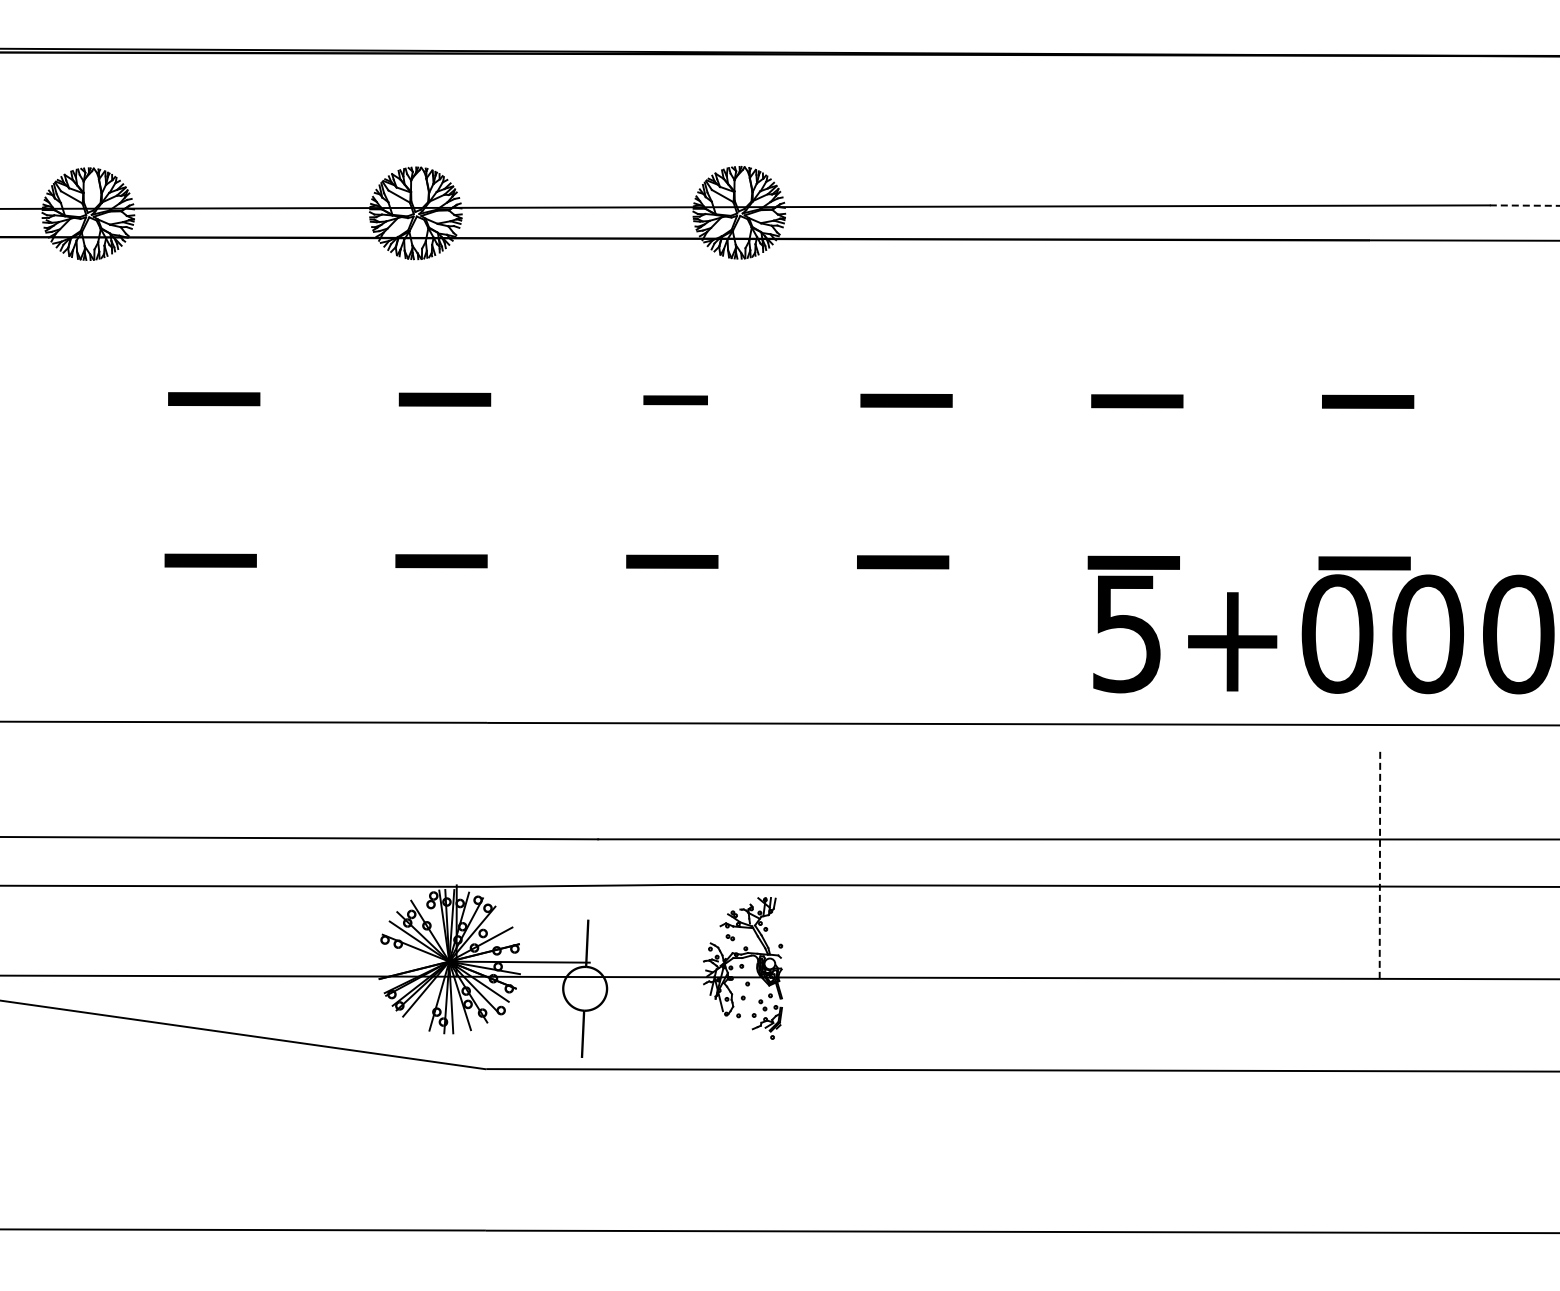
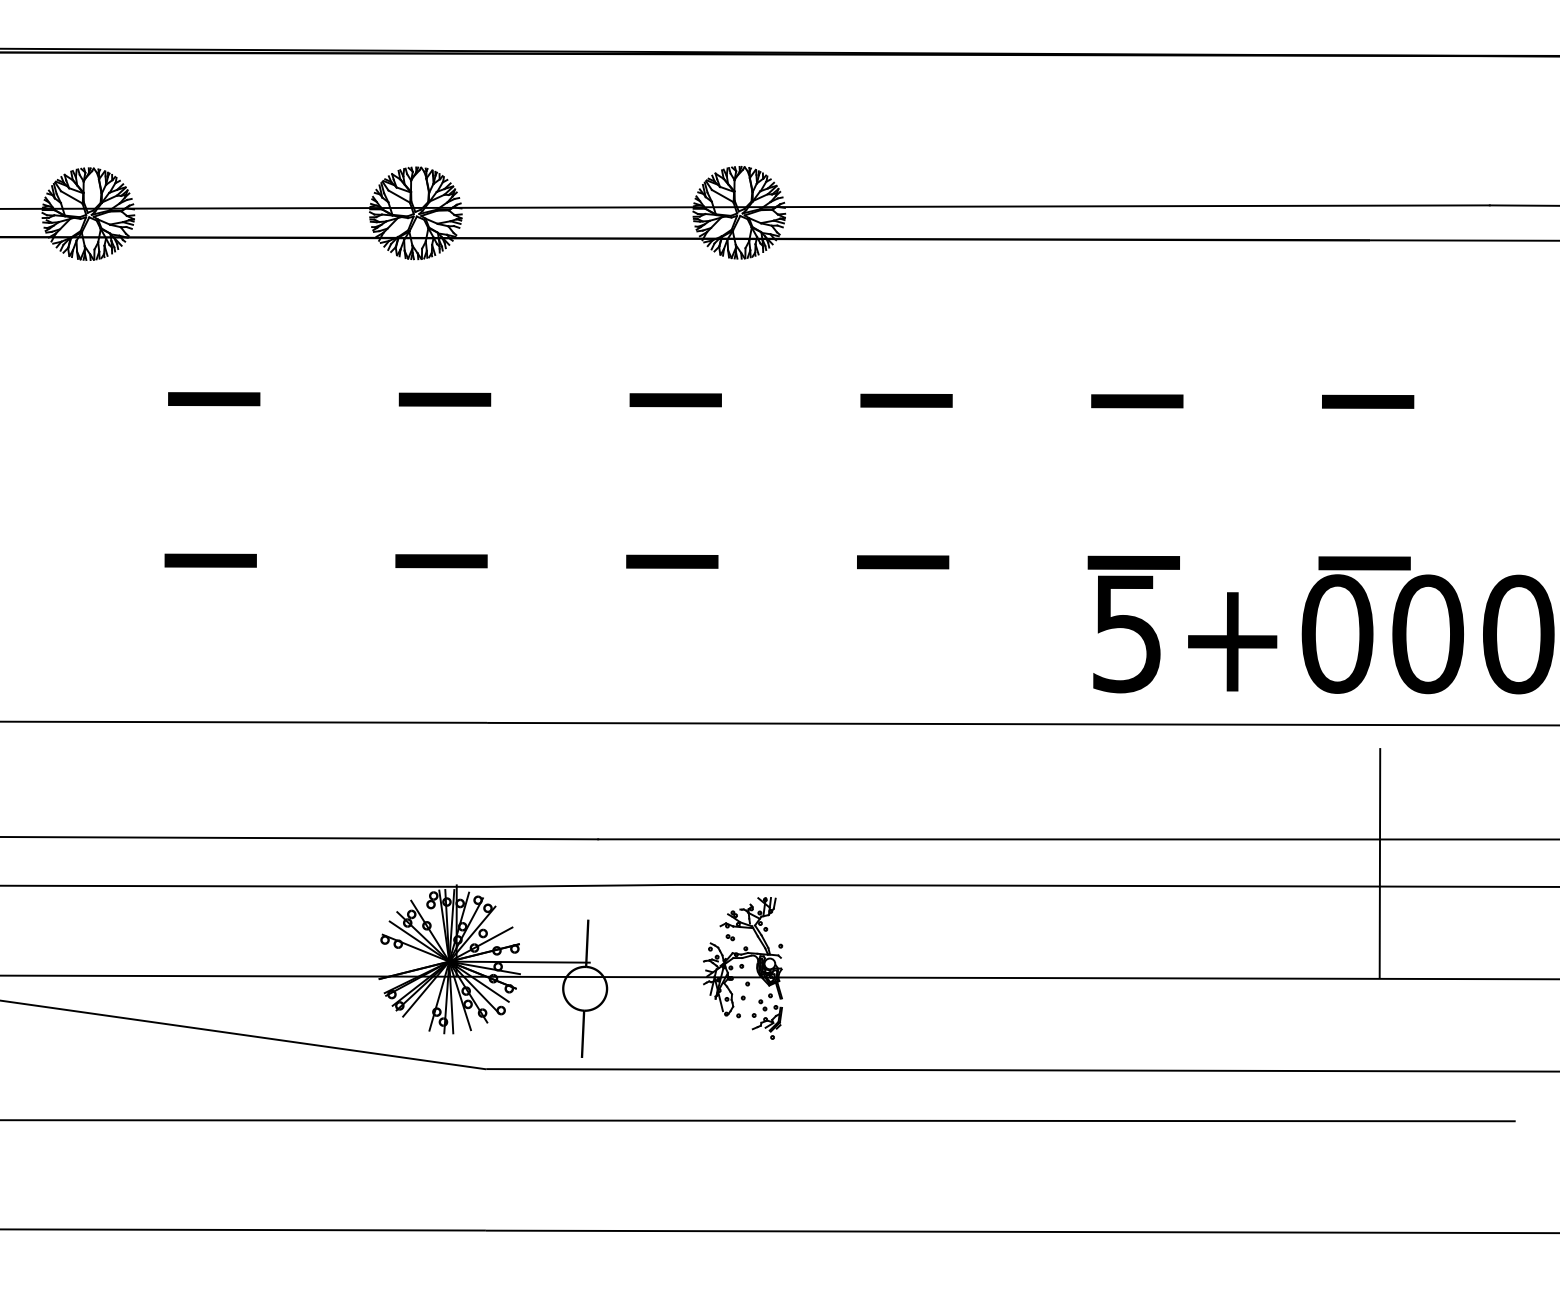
line: dashed -> solid (1524, 205)
part size: 65x11 px -> 93x15 px (675, 400)
line: dashed -> solid (1379, 862)
line: none -> present (758, 1120)
